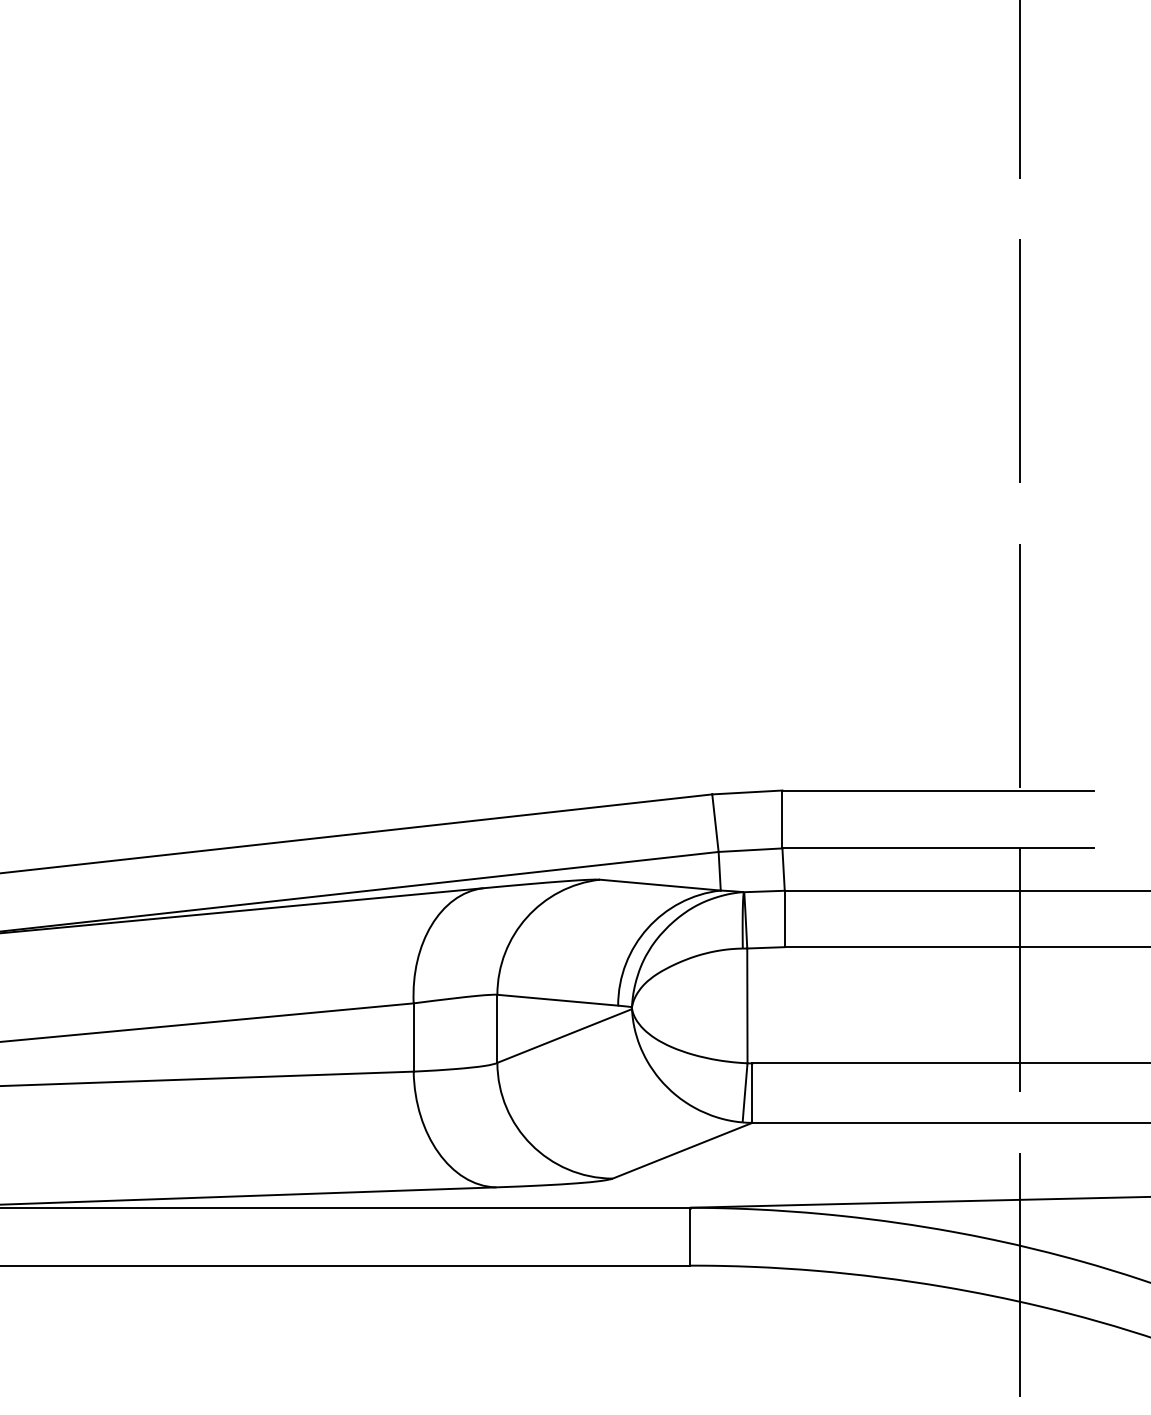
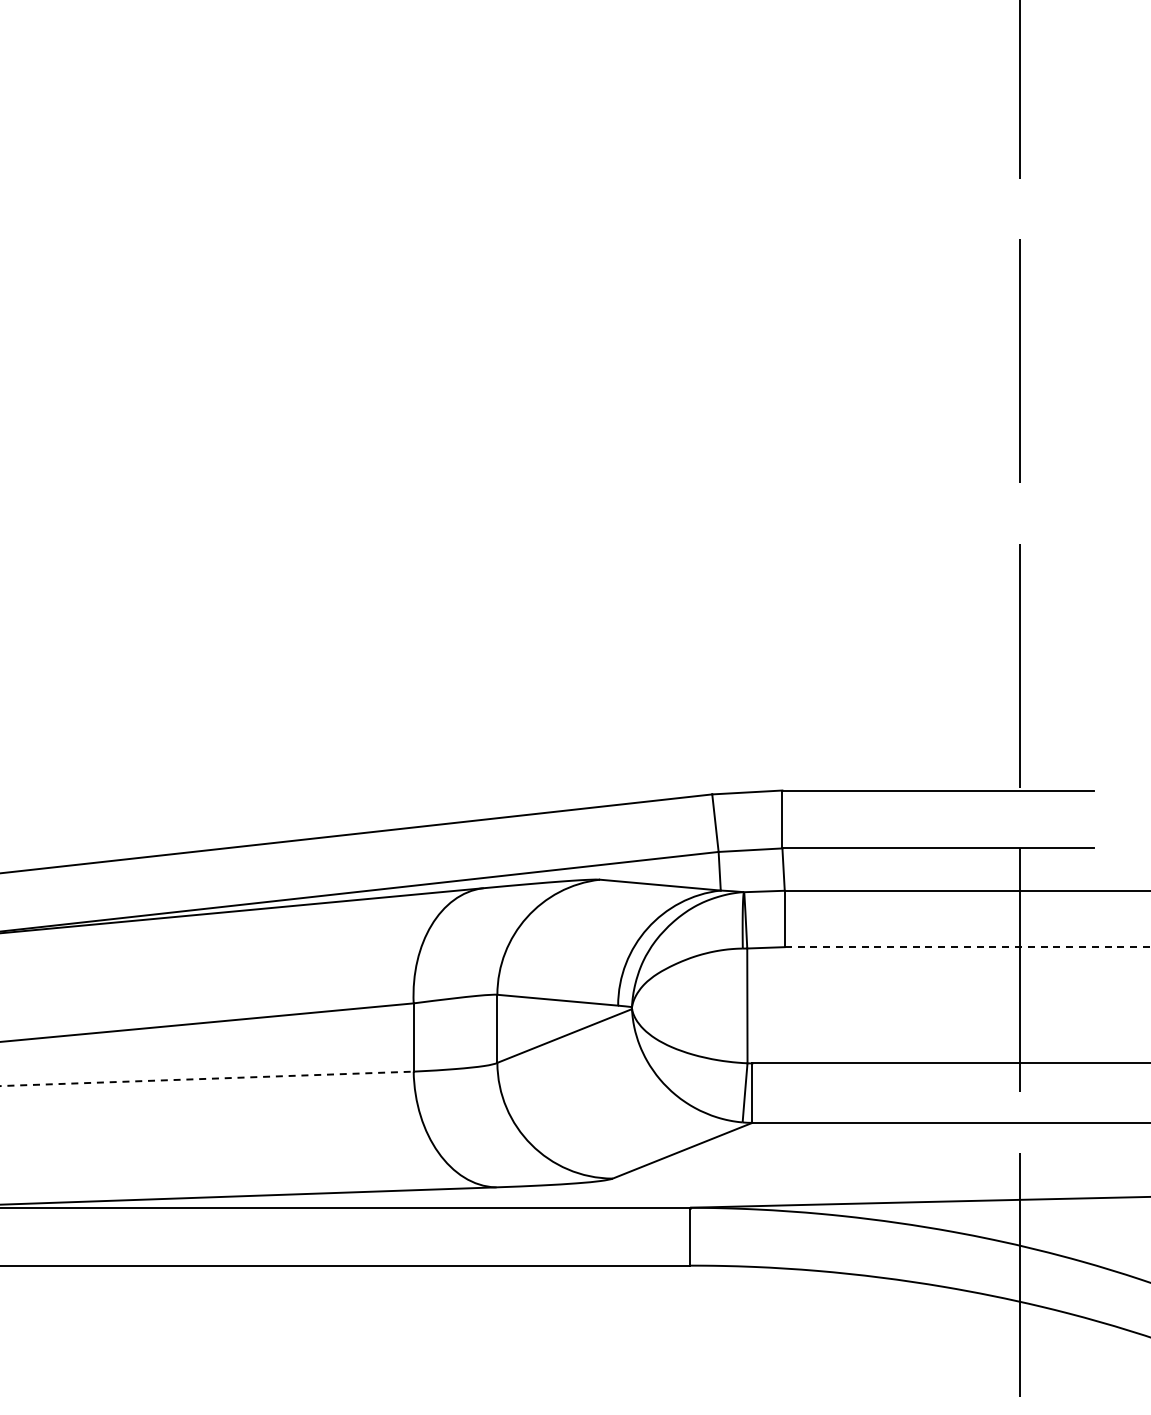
line: solid -> dashed (967, 947)
line: solid -> dashed (206, 1078)
